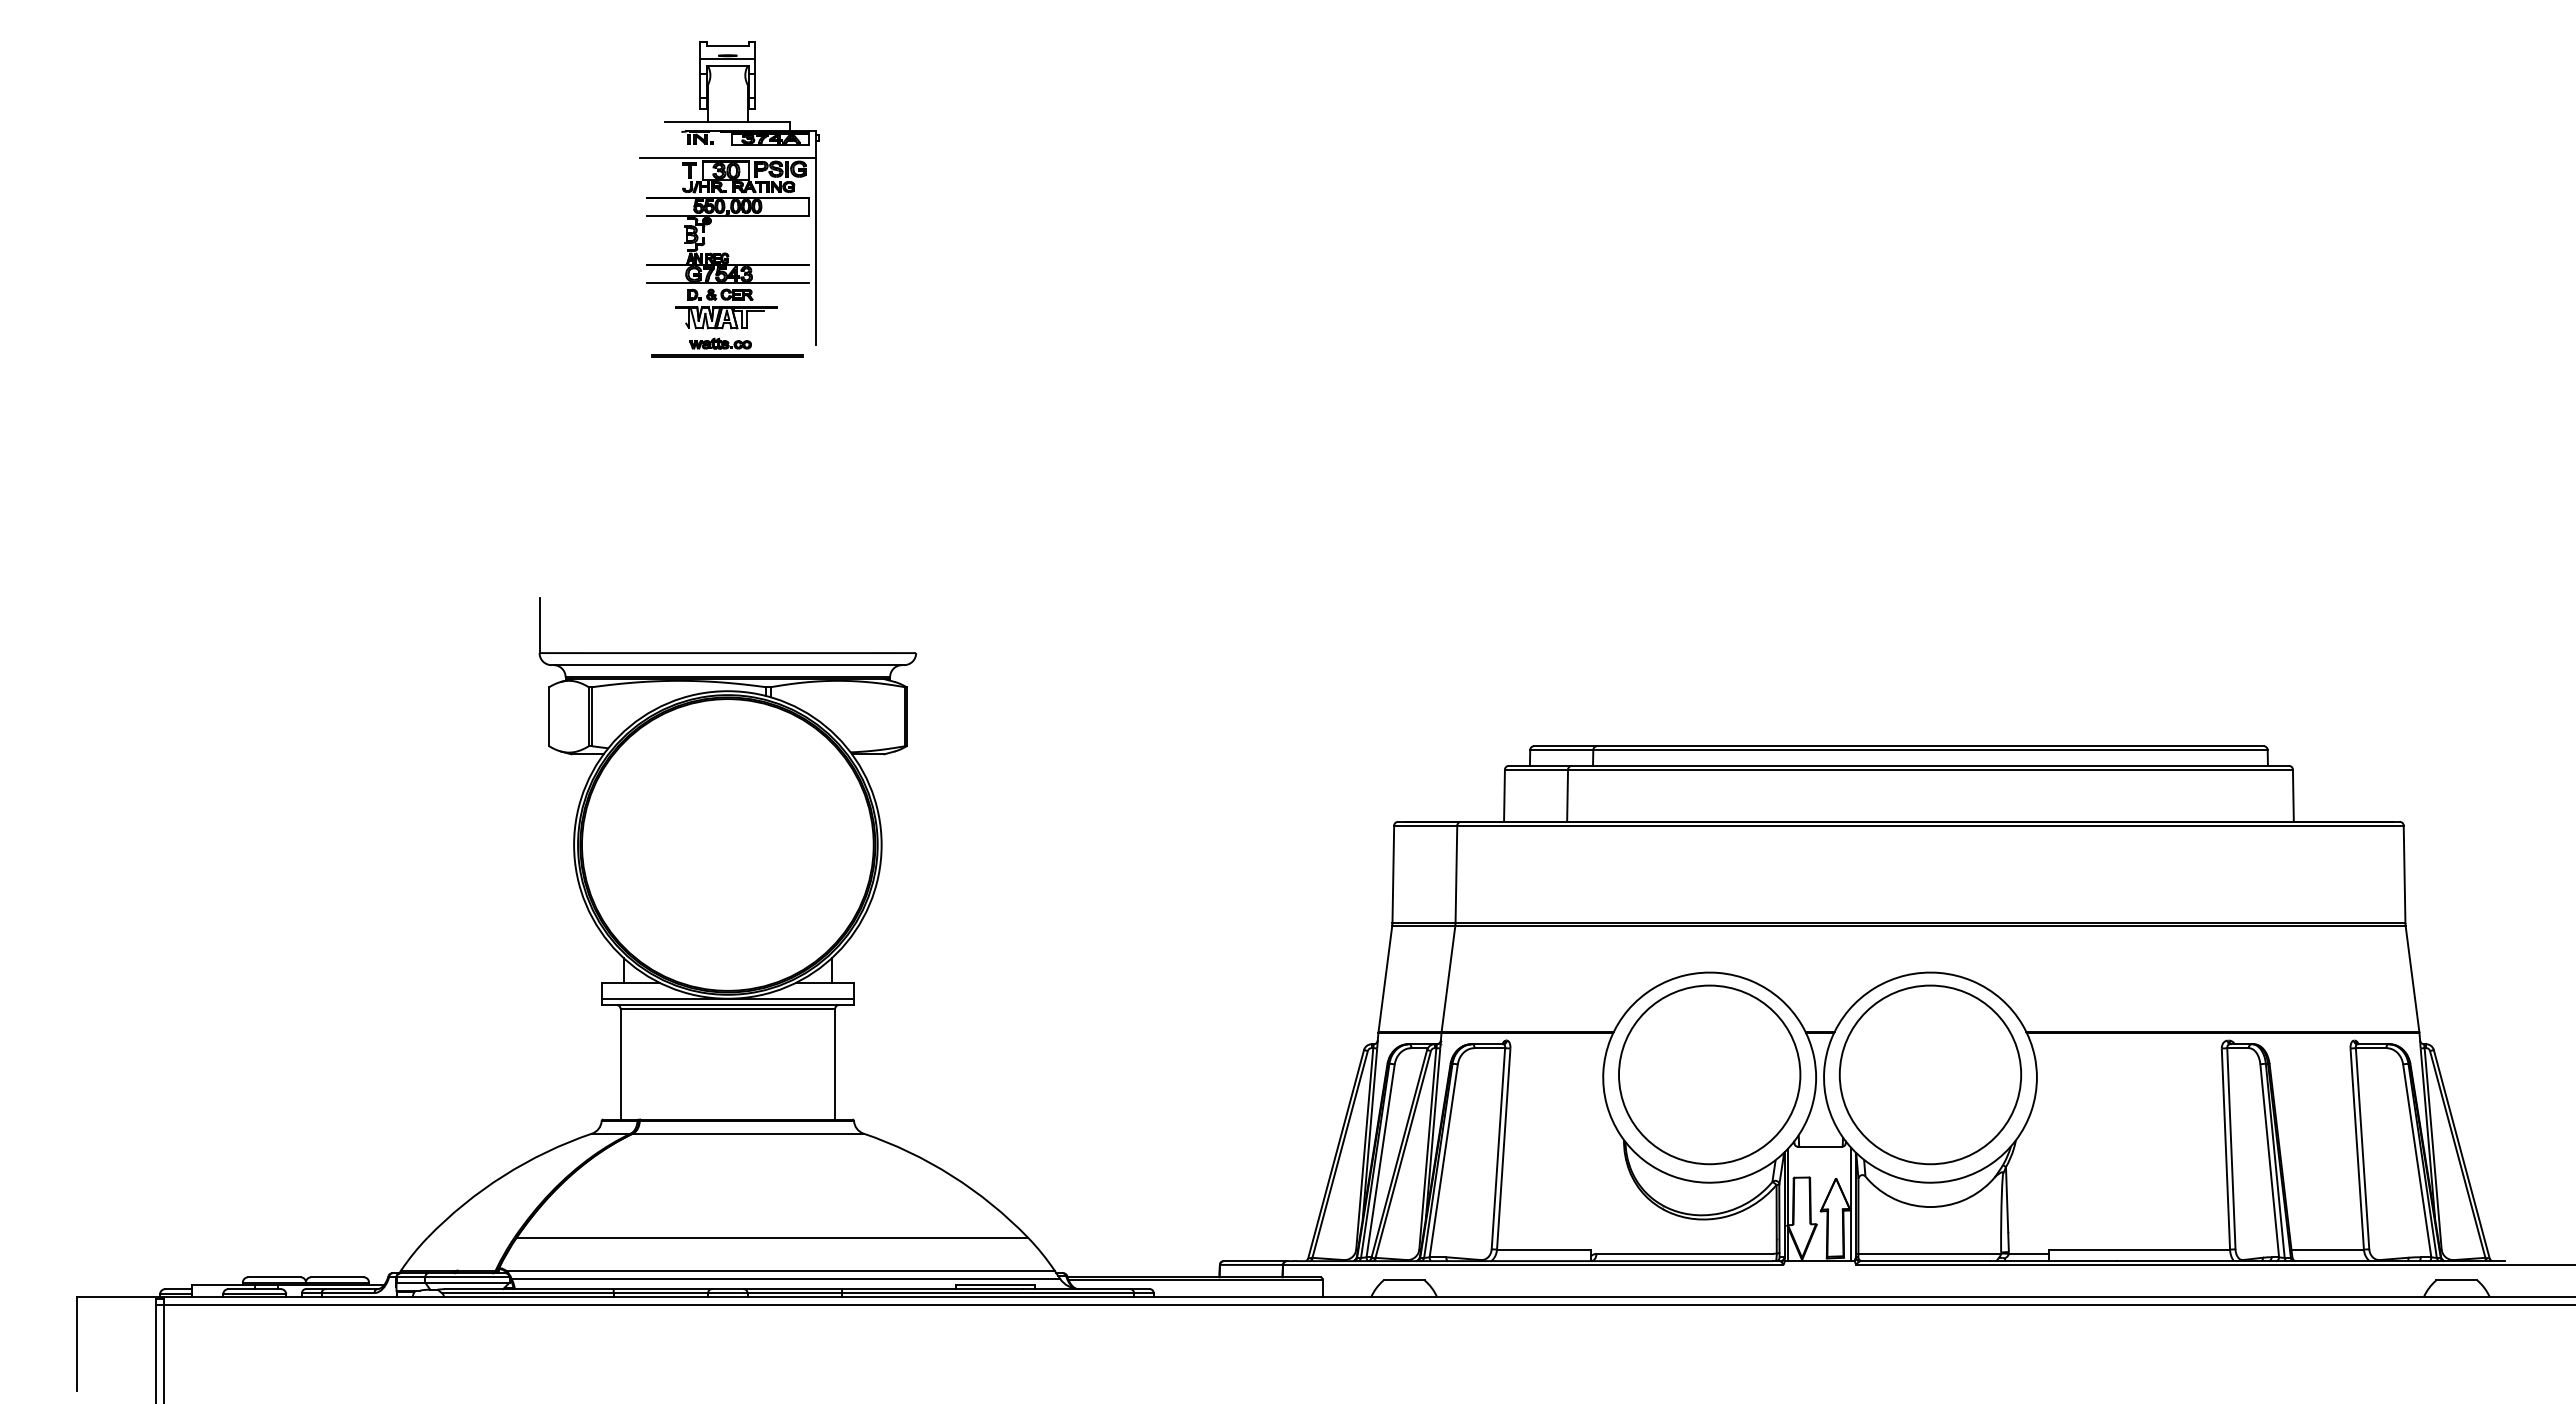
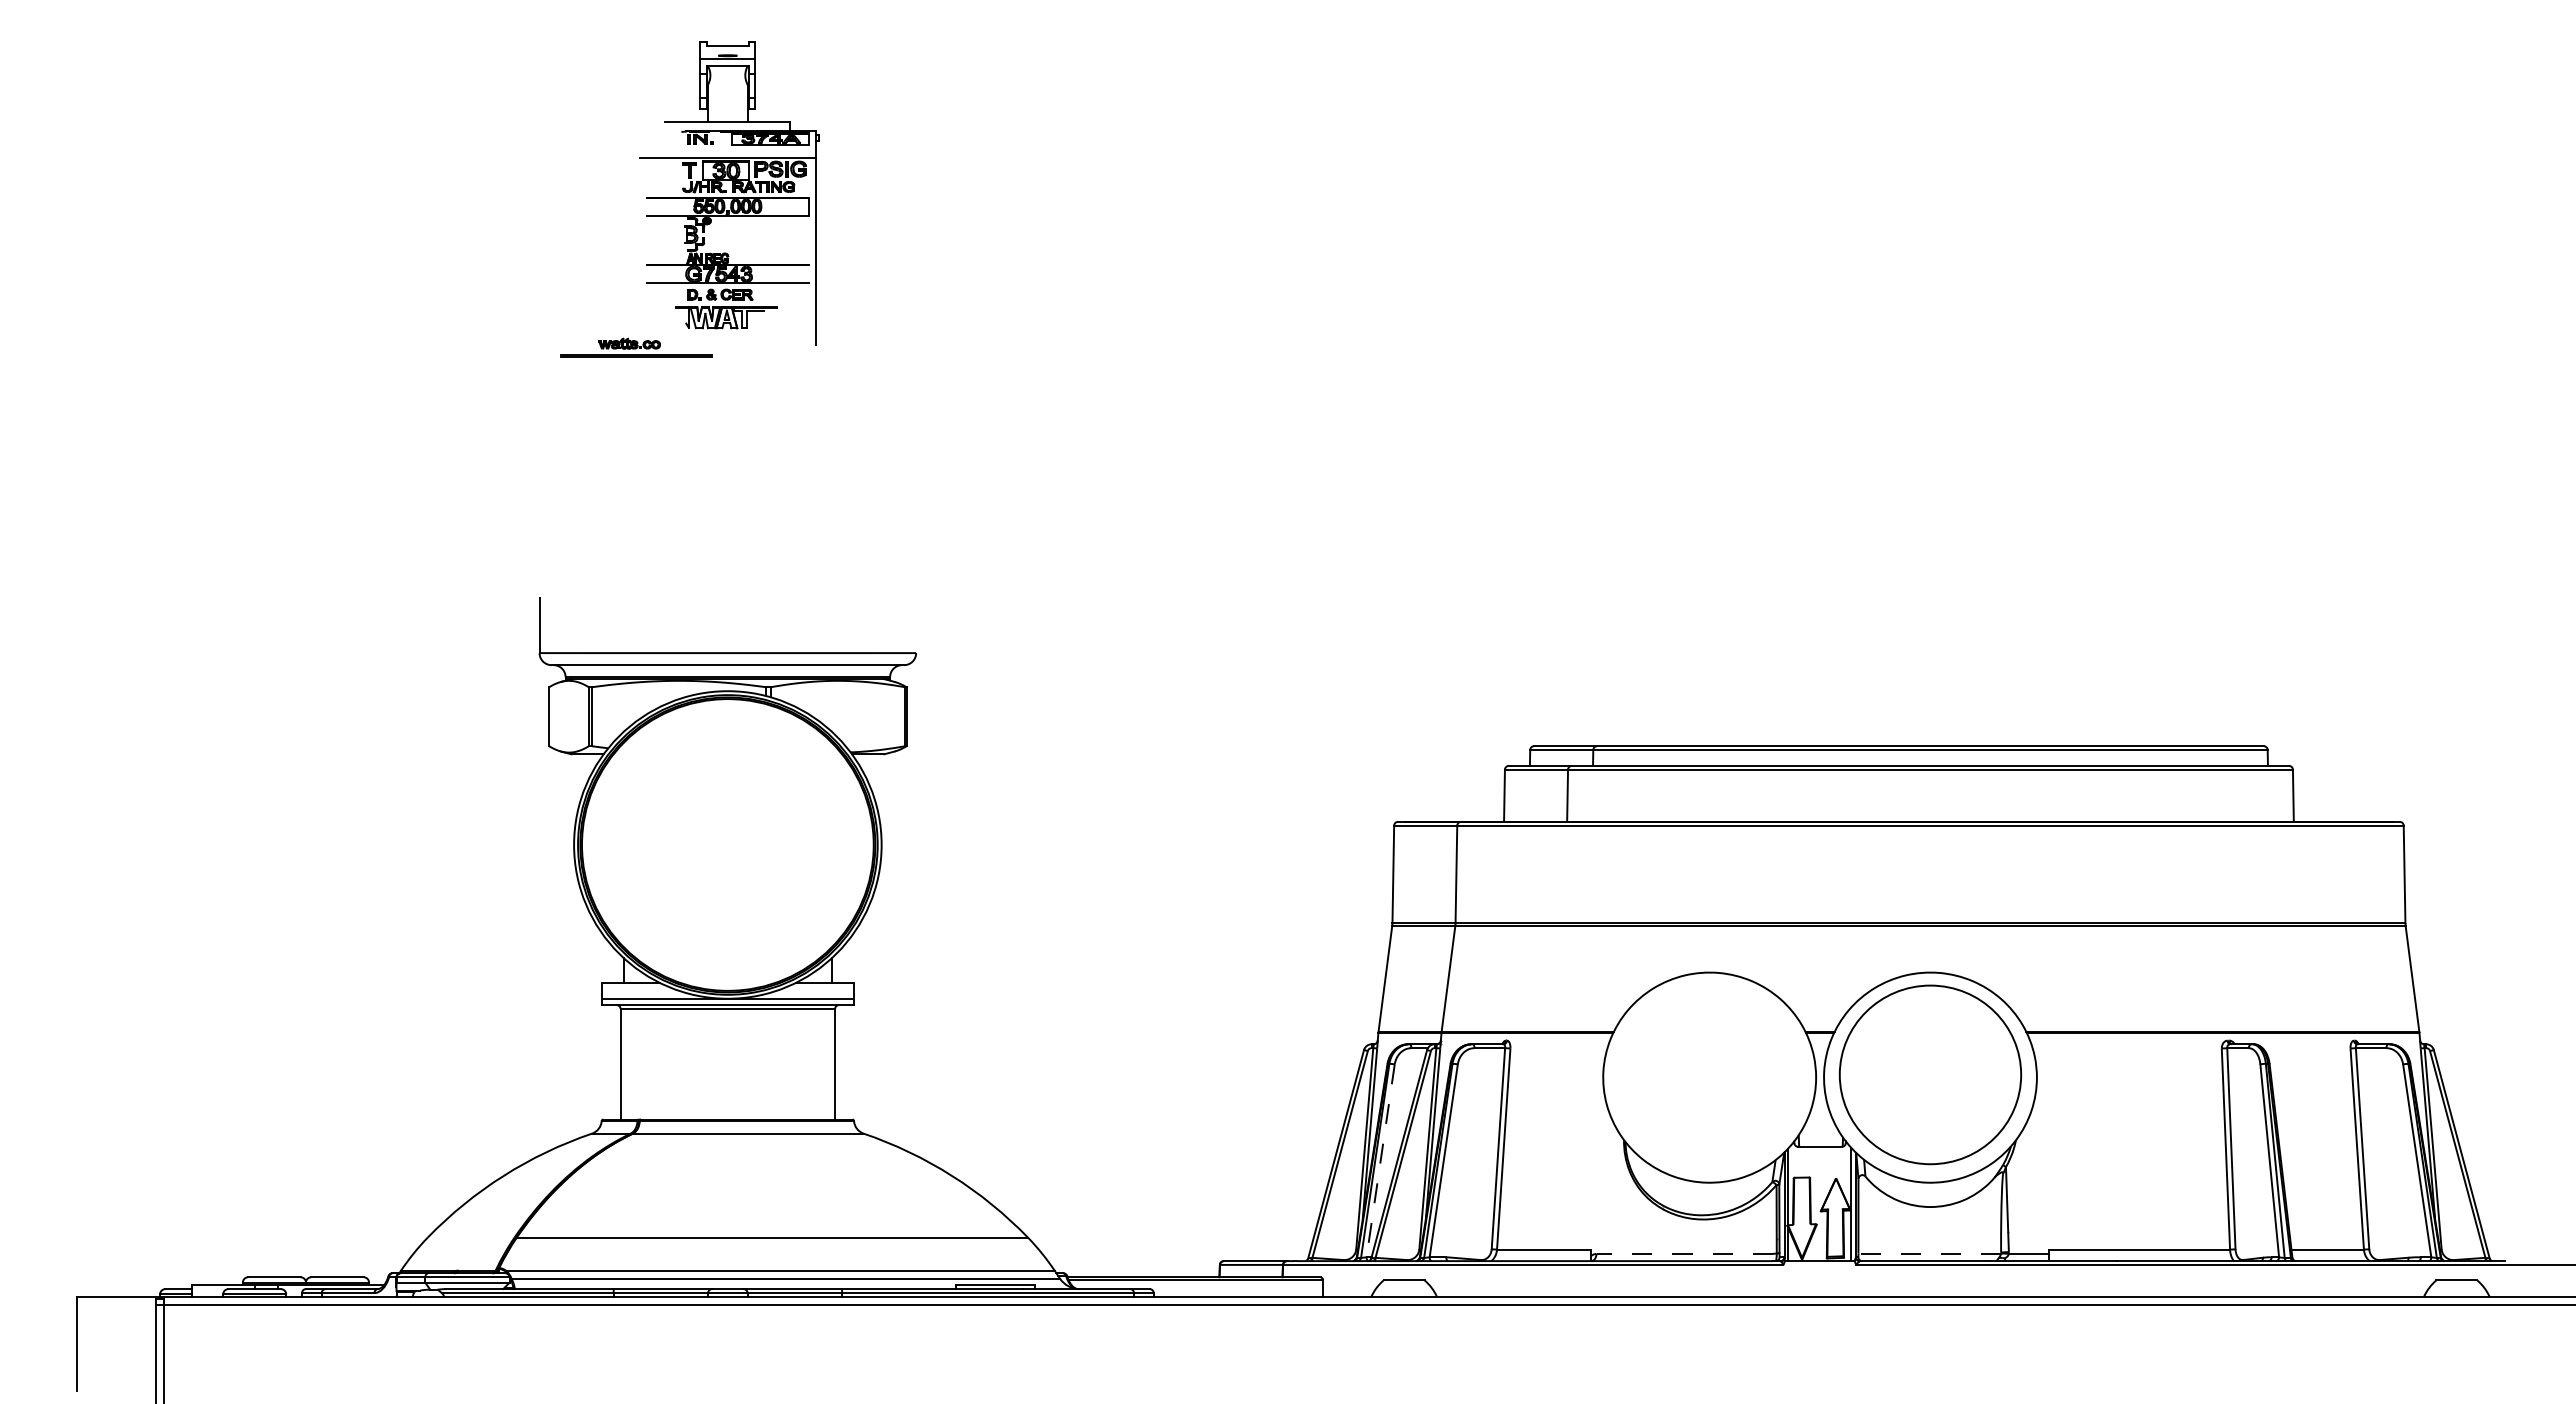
part position: (727, 347) -> (636, 347) (636, 347)
part: present -> none (1709, 1074)
line: solid -> dashed (1380, 1161)
line: solid -> dashed (1684, 1253)
line: solid -> dashed (1929, 1253)
